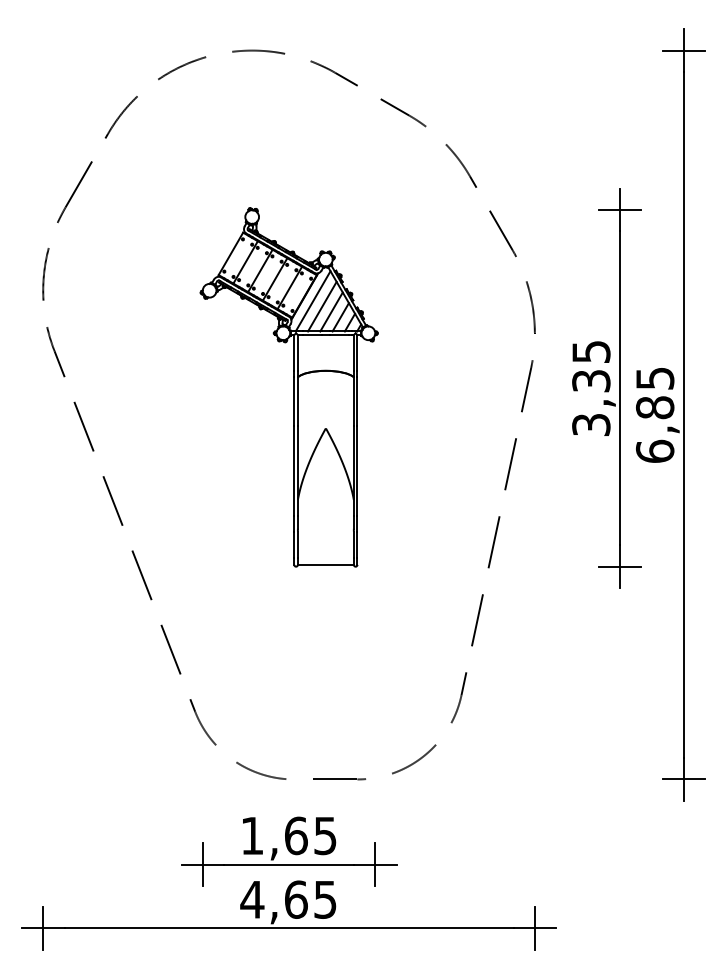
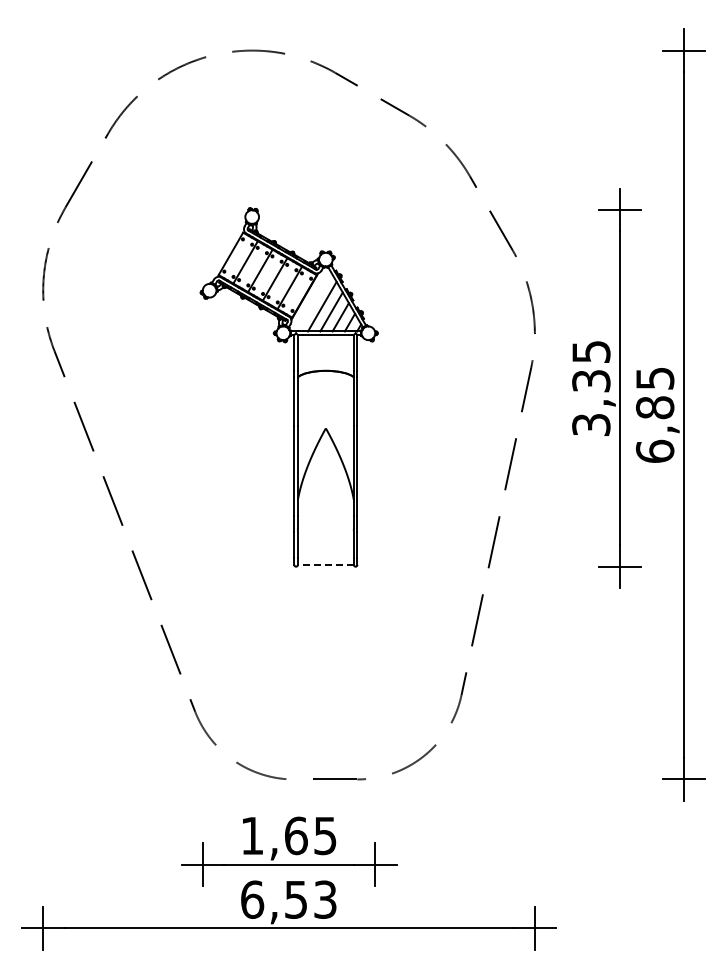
line: present -> none (312, 301)
line: solid -> dashed (325, 565)
text: 4,65 -> 6,53 (288, 899)
